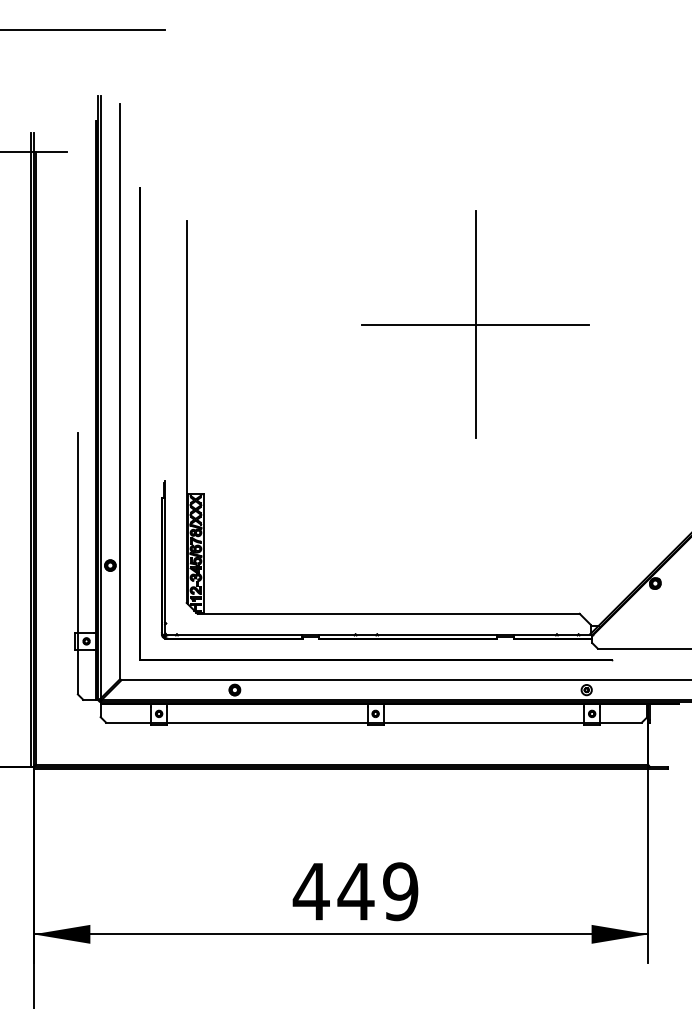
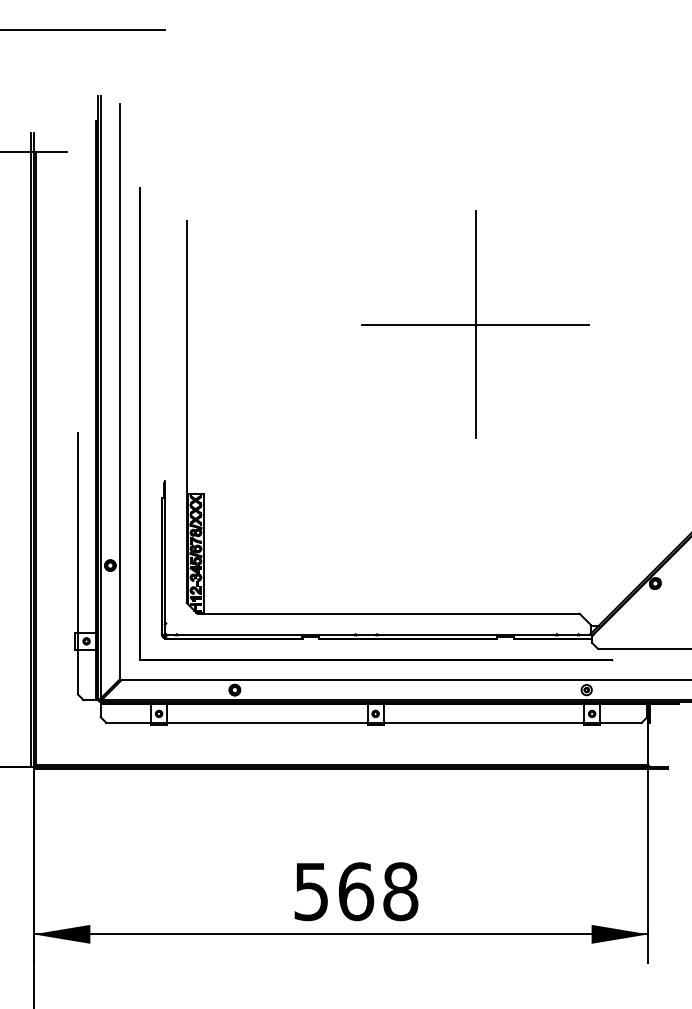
text: 449 -> 568 (355, 891)
